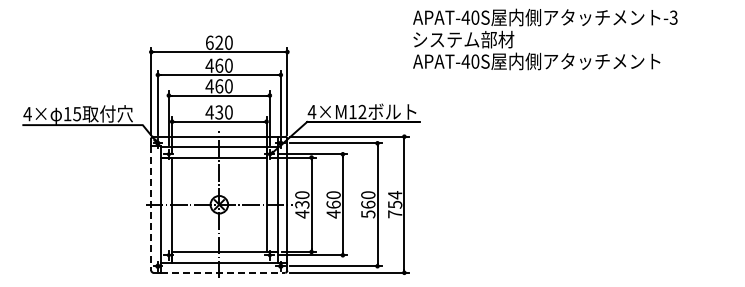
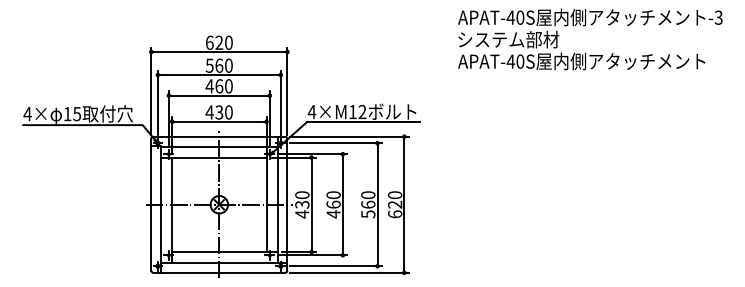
text position: (545, 39) -> (590, 39) (590, 39)
text: 460 -> 560 (209, 65)
text: 754 -> 620 (395, 204)
line: dashed -> solid (151, 208)
line: dashed -> solid (223, 272)
